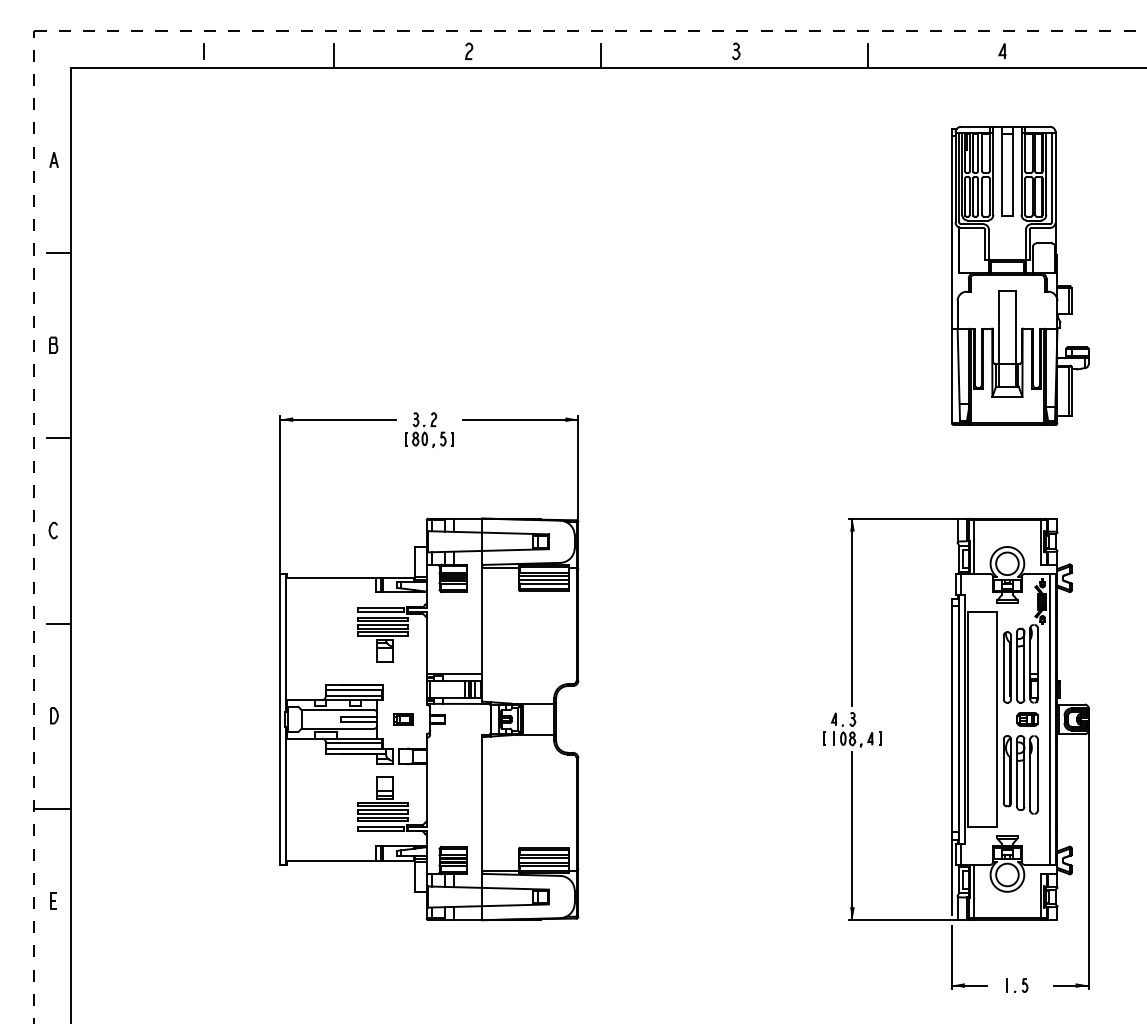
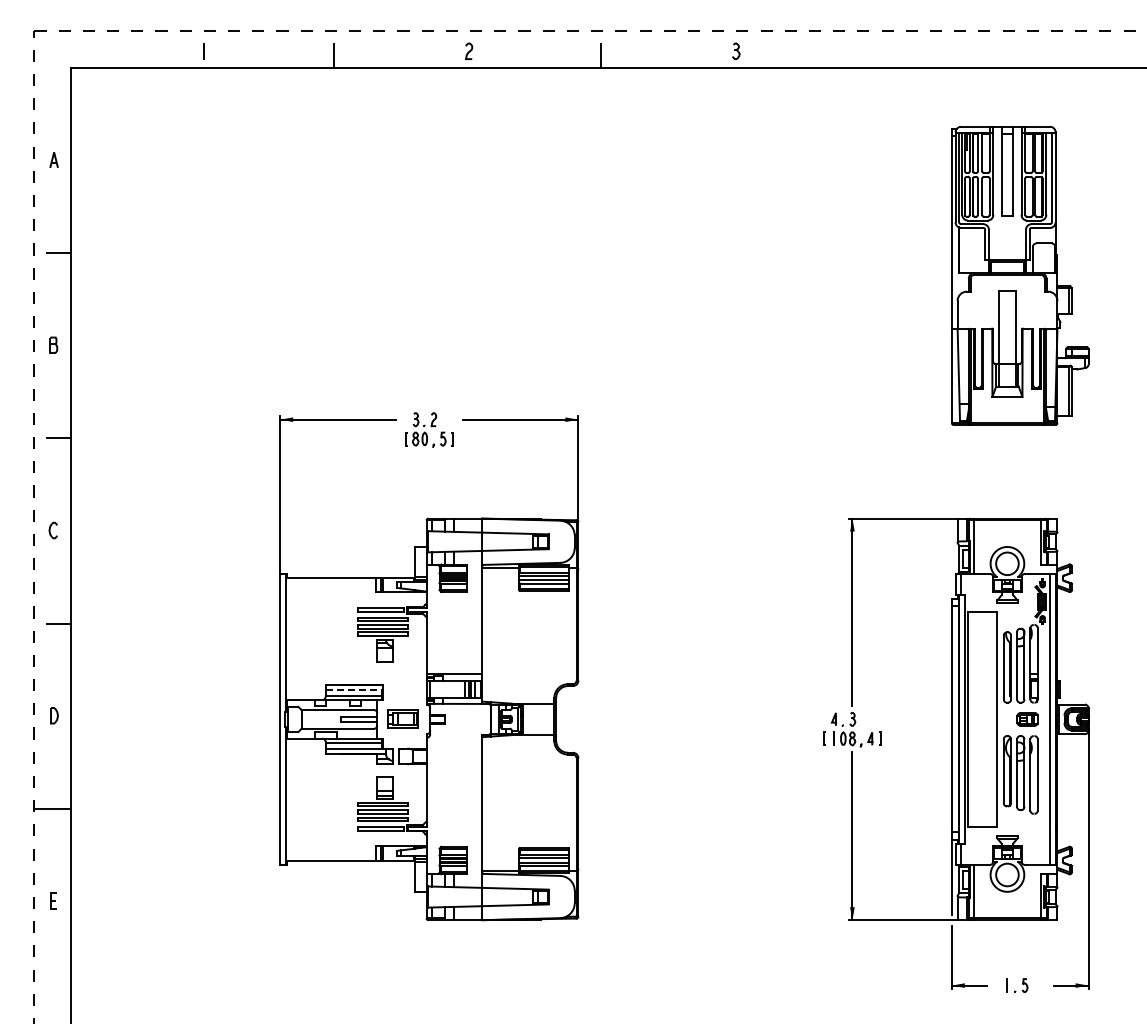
line: present -> none (1002, 51)
line: present -> none (867, 55)
line: solid -> dashed (354, 690)
part size: 21x13 px -> 32x20 px (402, 718)
